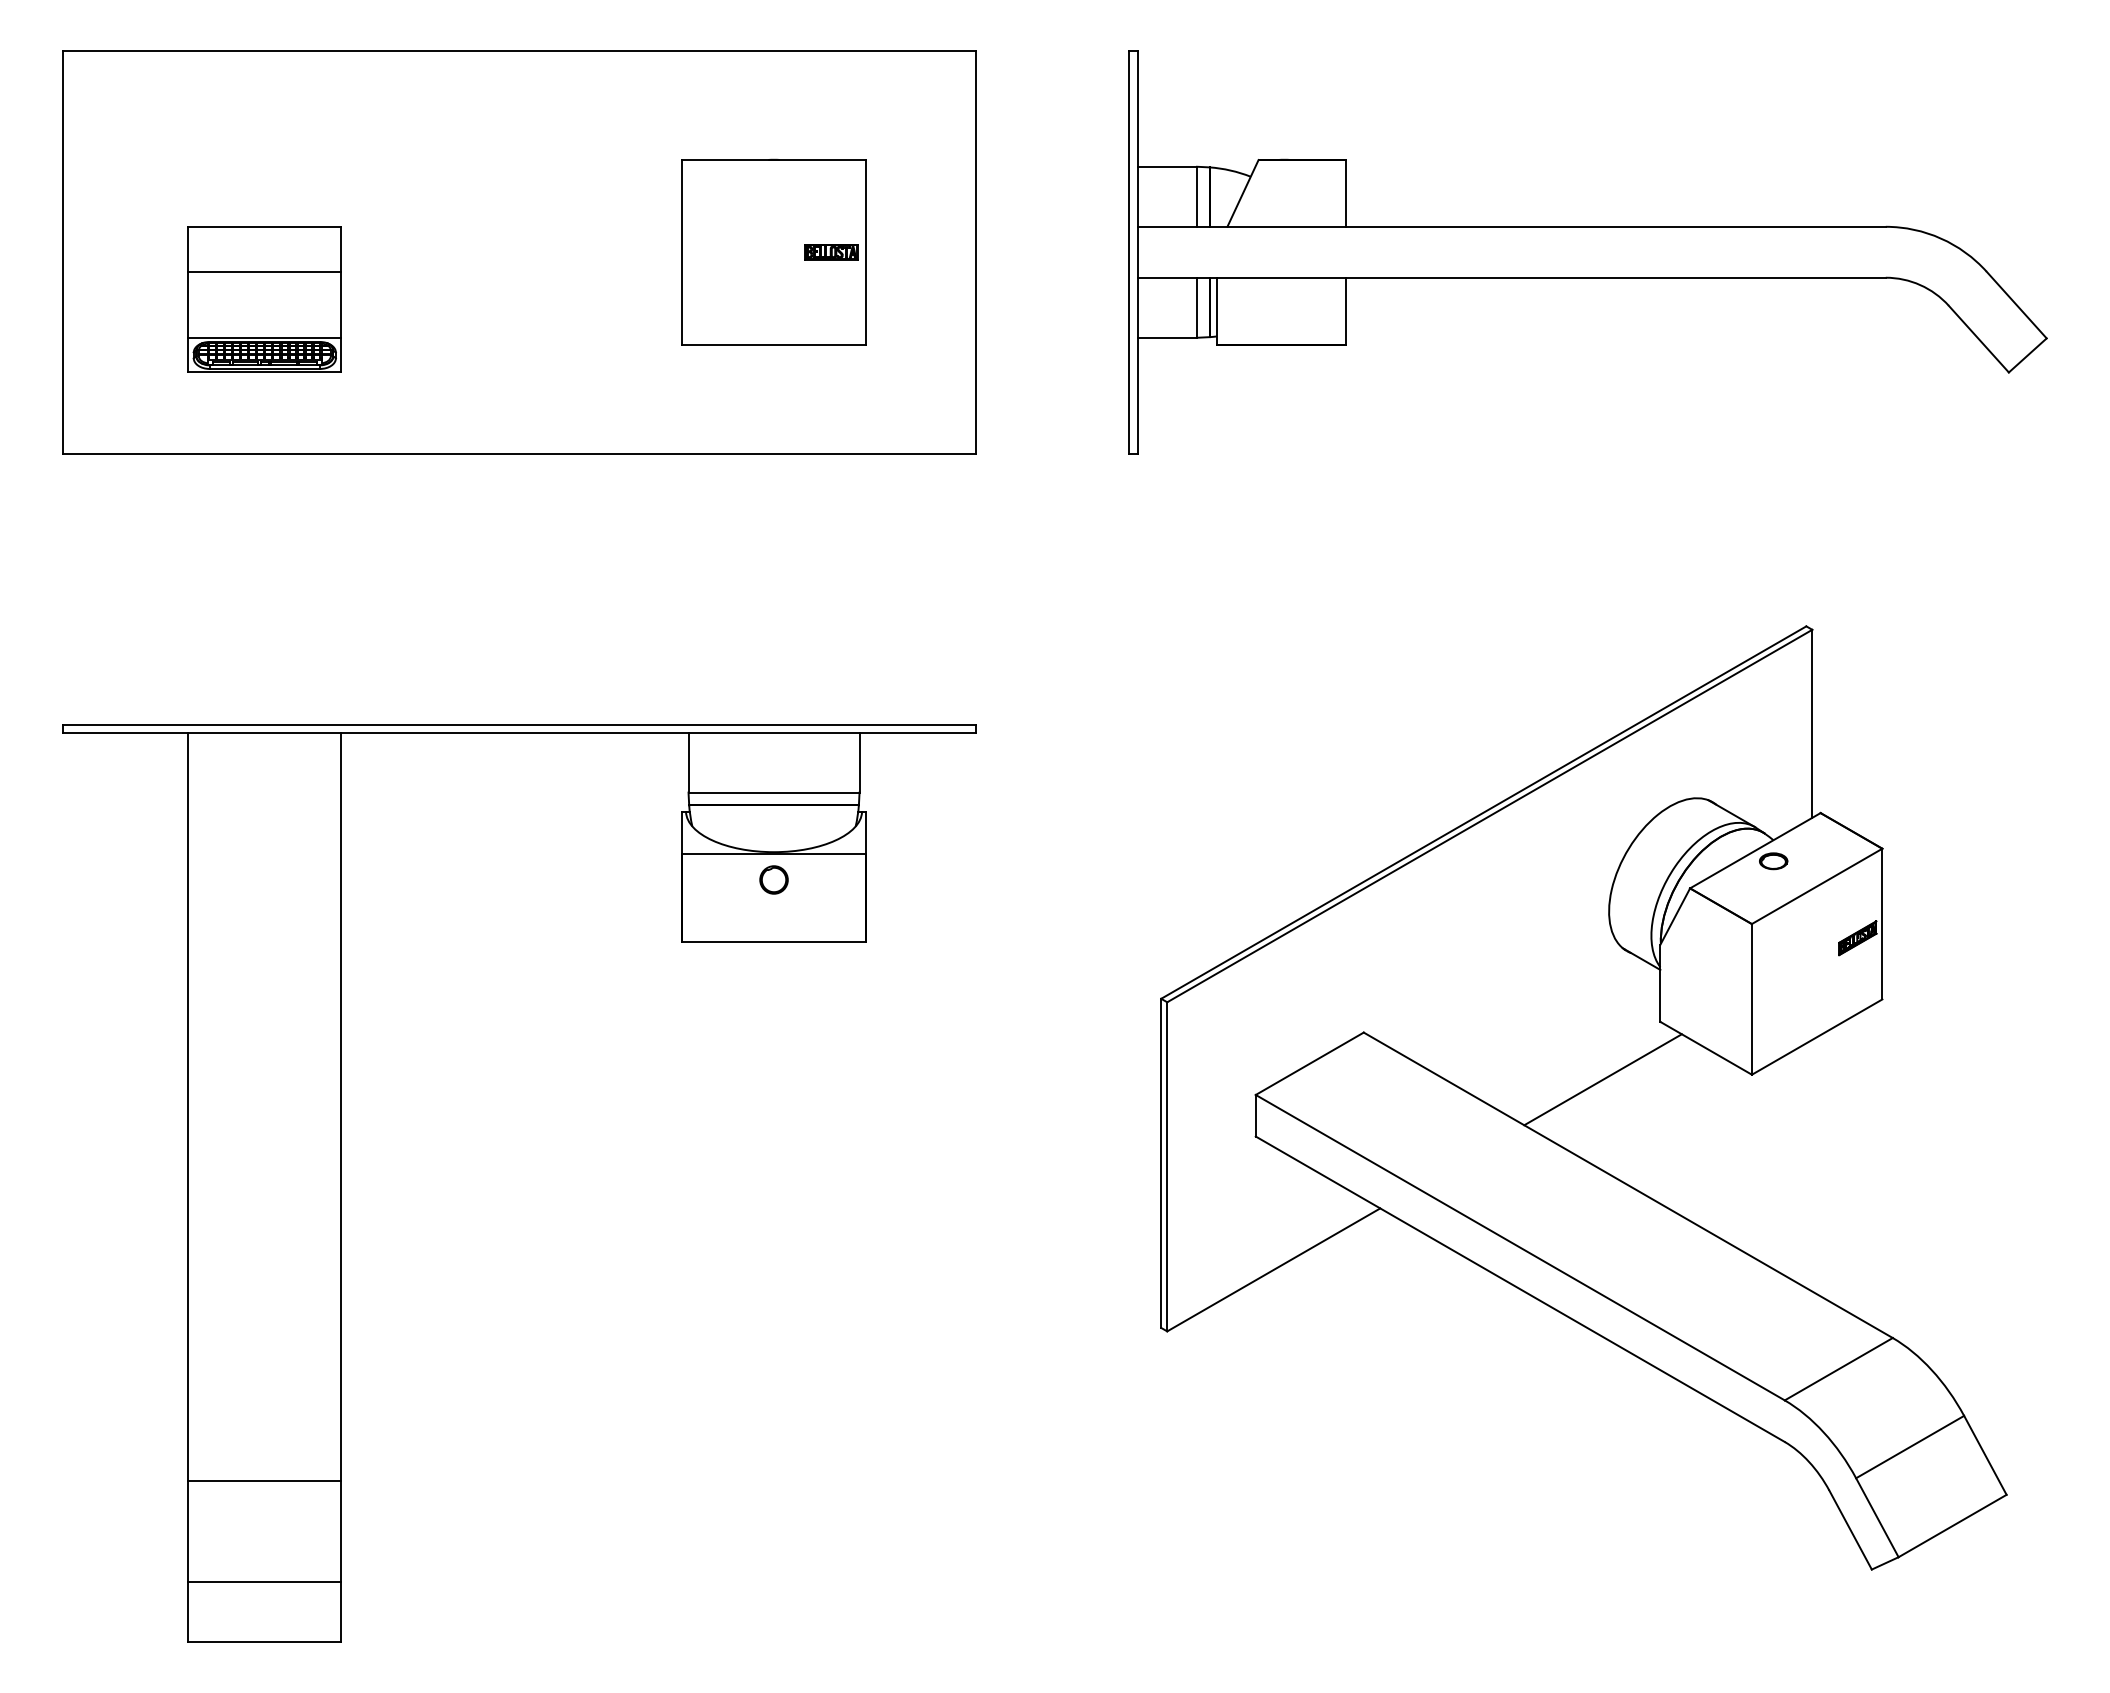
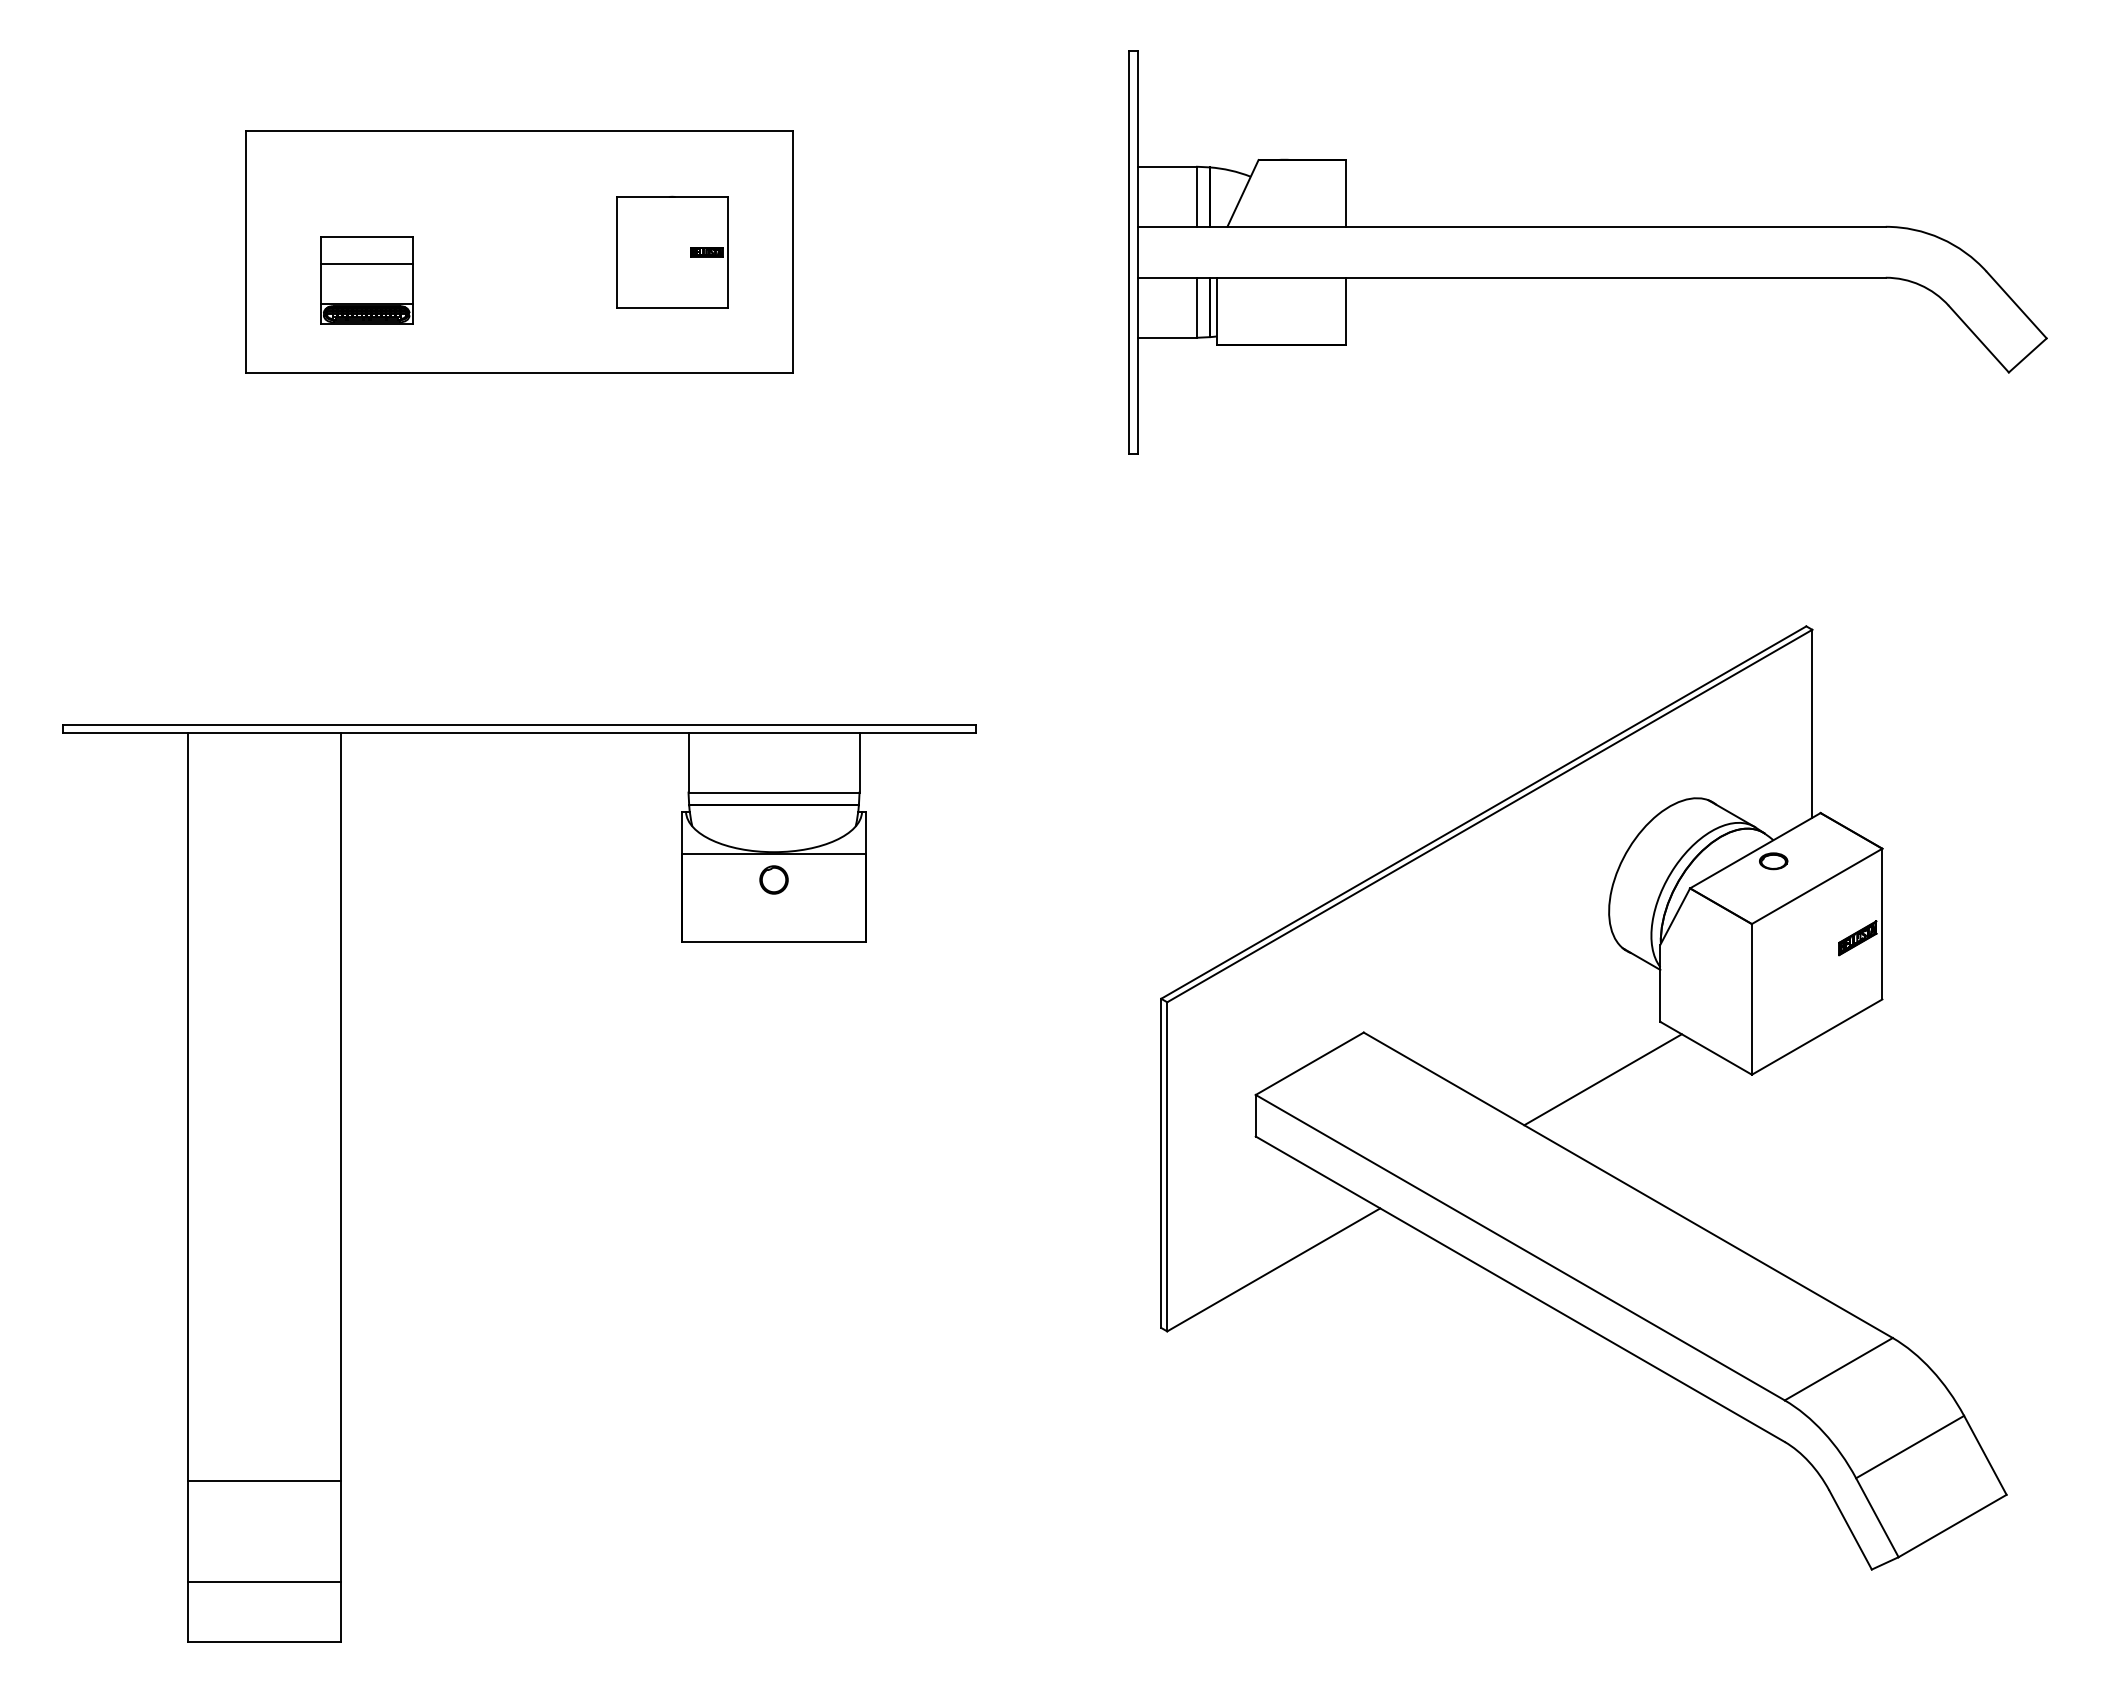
part size: 915x405 px -> 549x244 px (519, 251)
